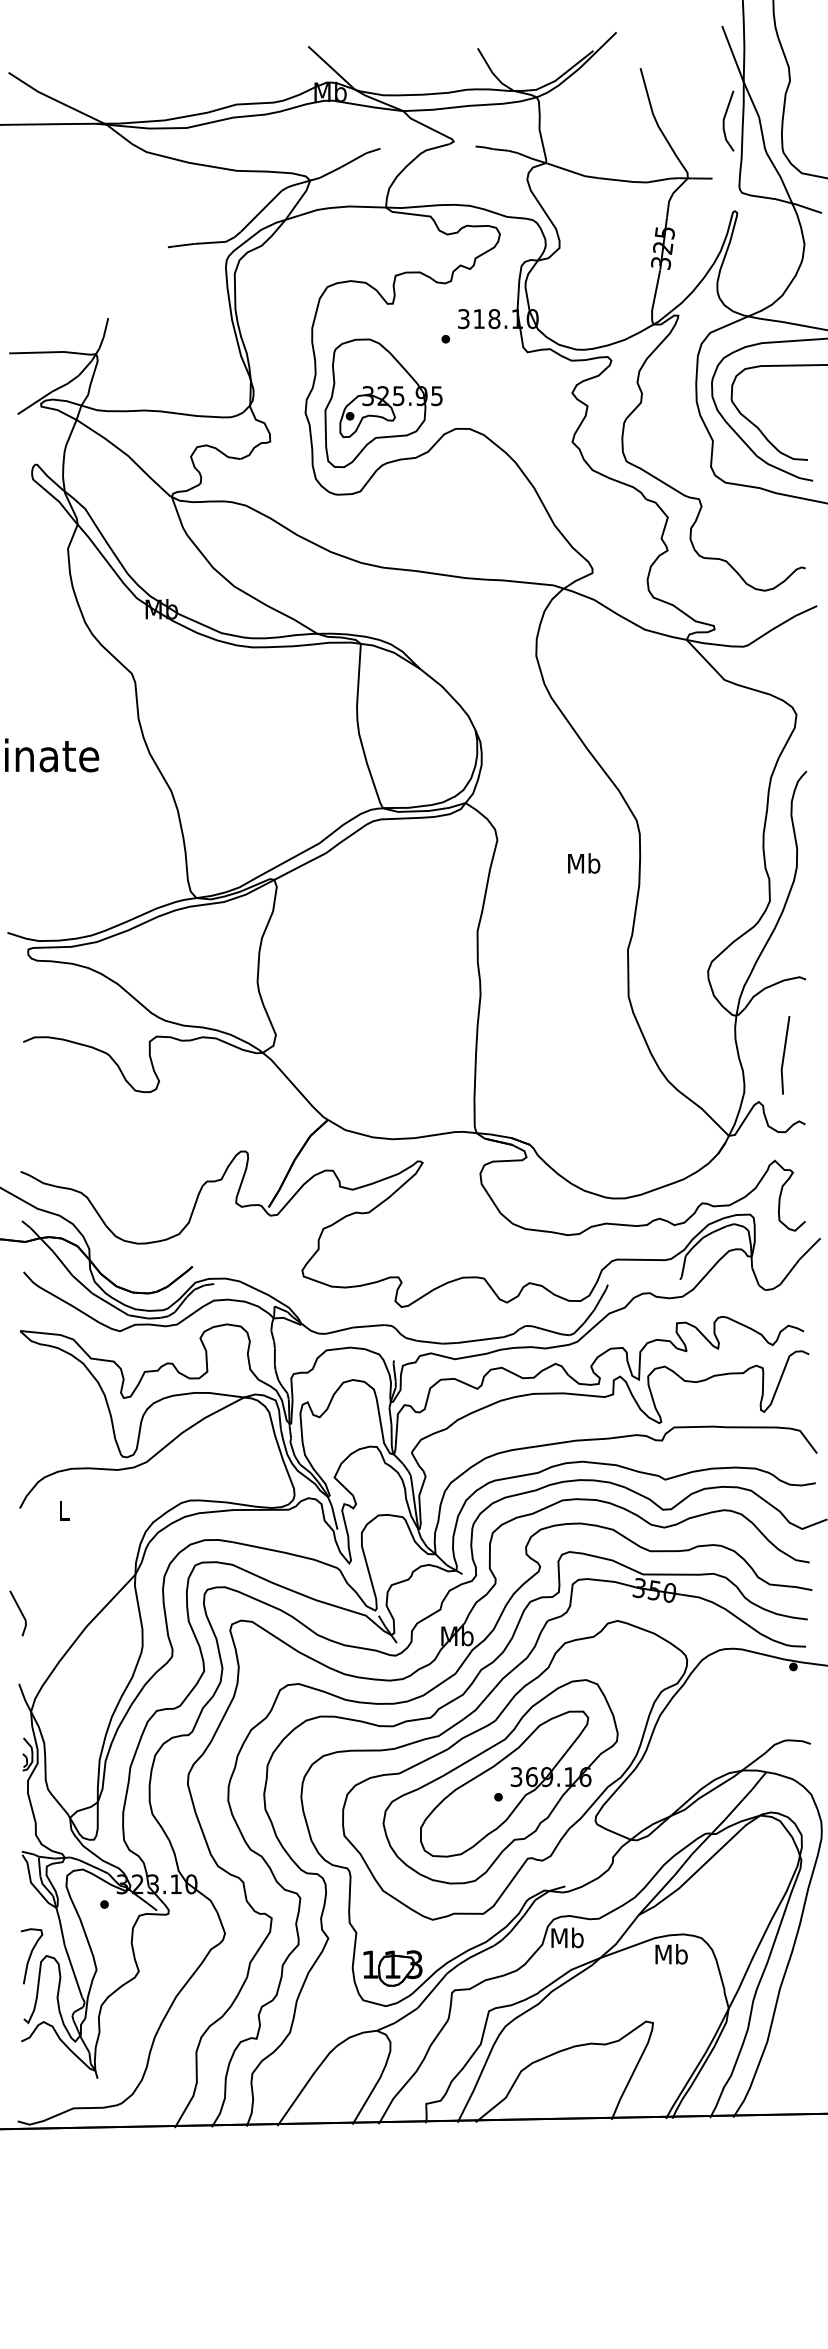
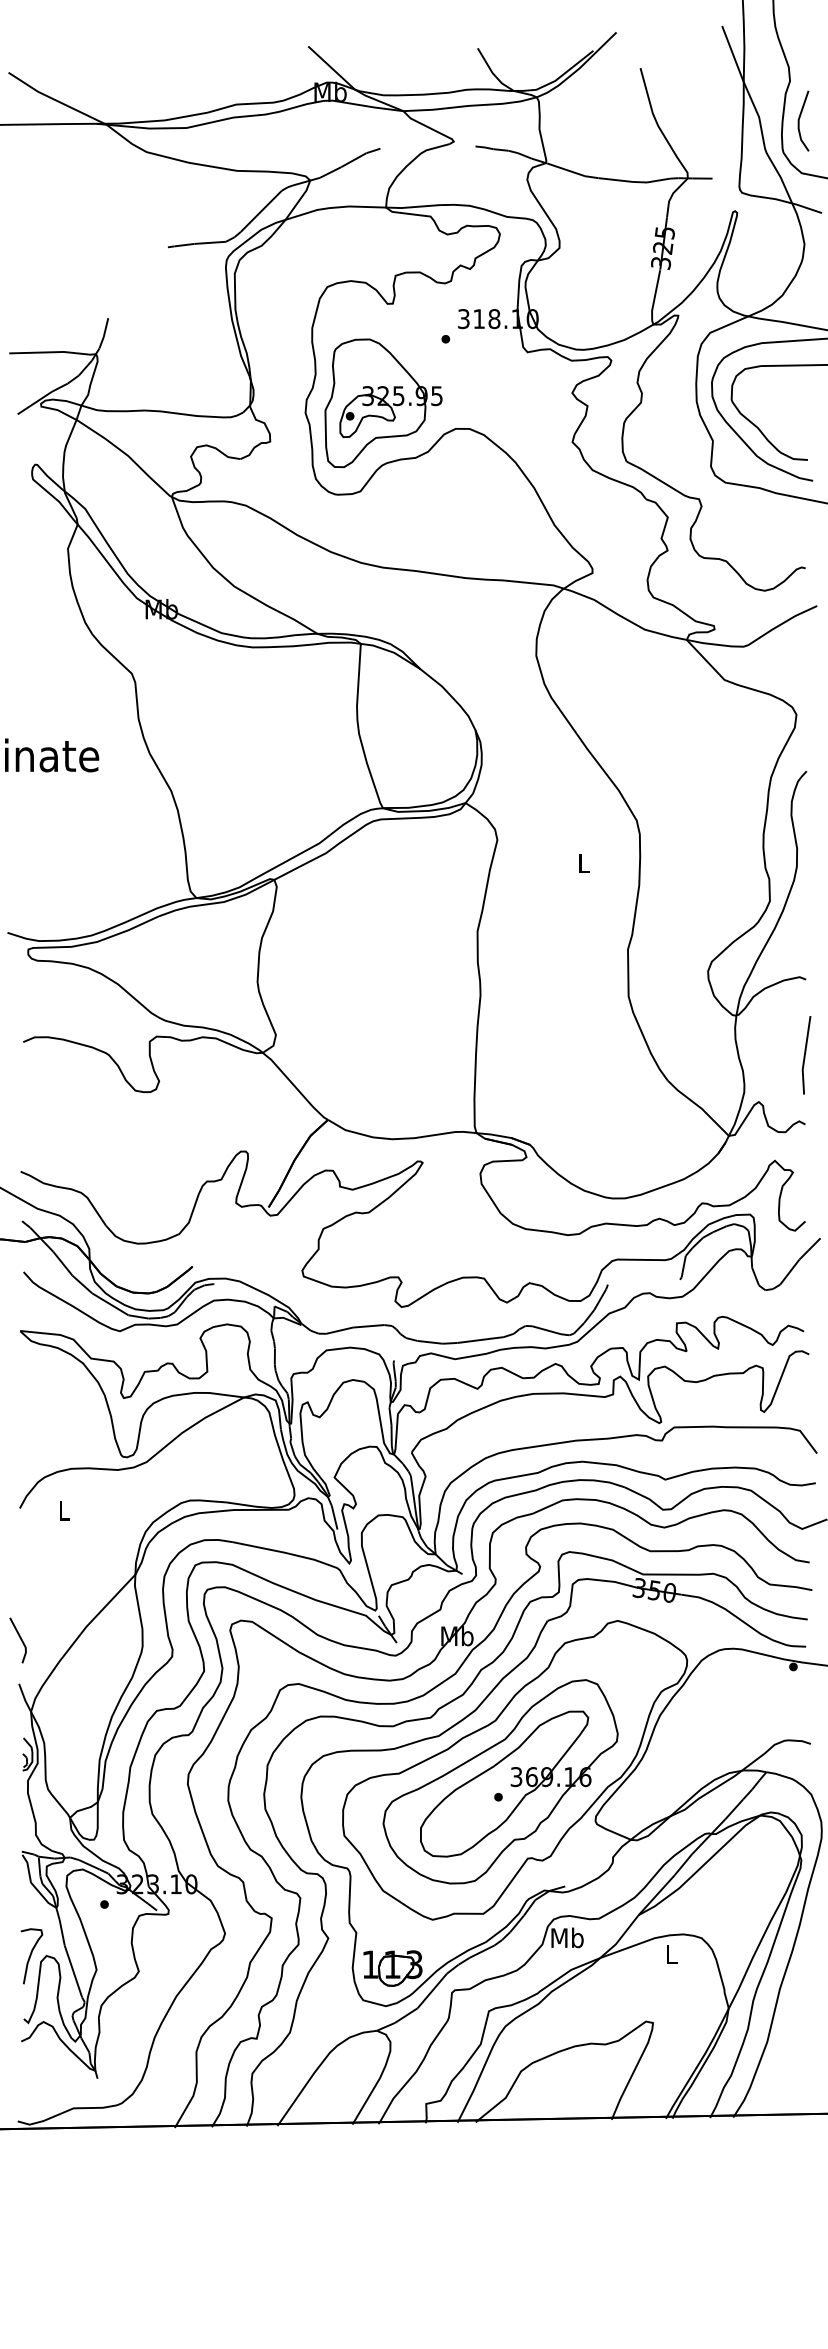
line position: (725, 118) -> (800, 118) (800, 118)
text: Mb -> L (584, 863)
line position: (784, 1055) -> (805, 1055) (805, 1055)
line position: (19, 1611) -> (19, 1638) (19, 1638)
text: Mb -> L (671, 1954)
